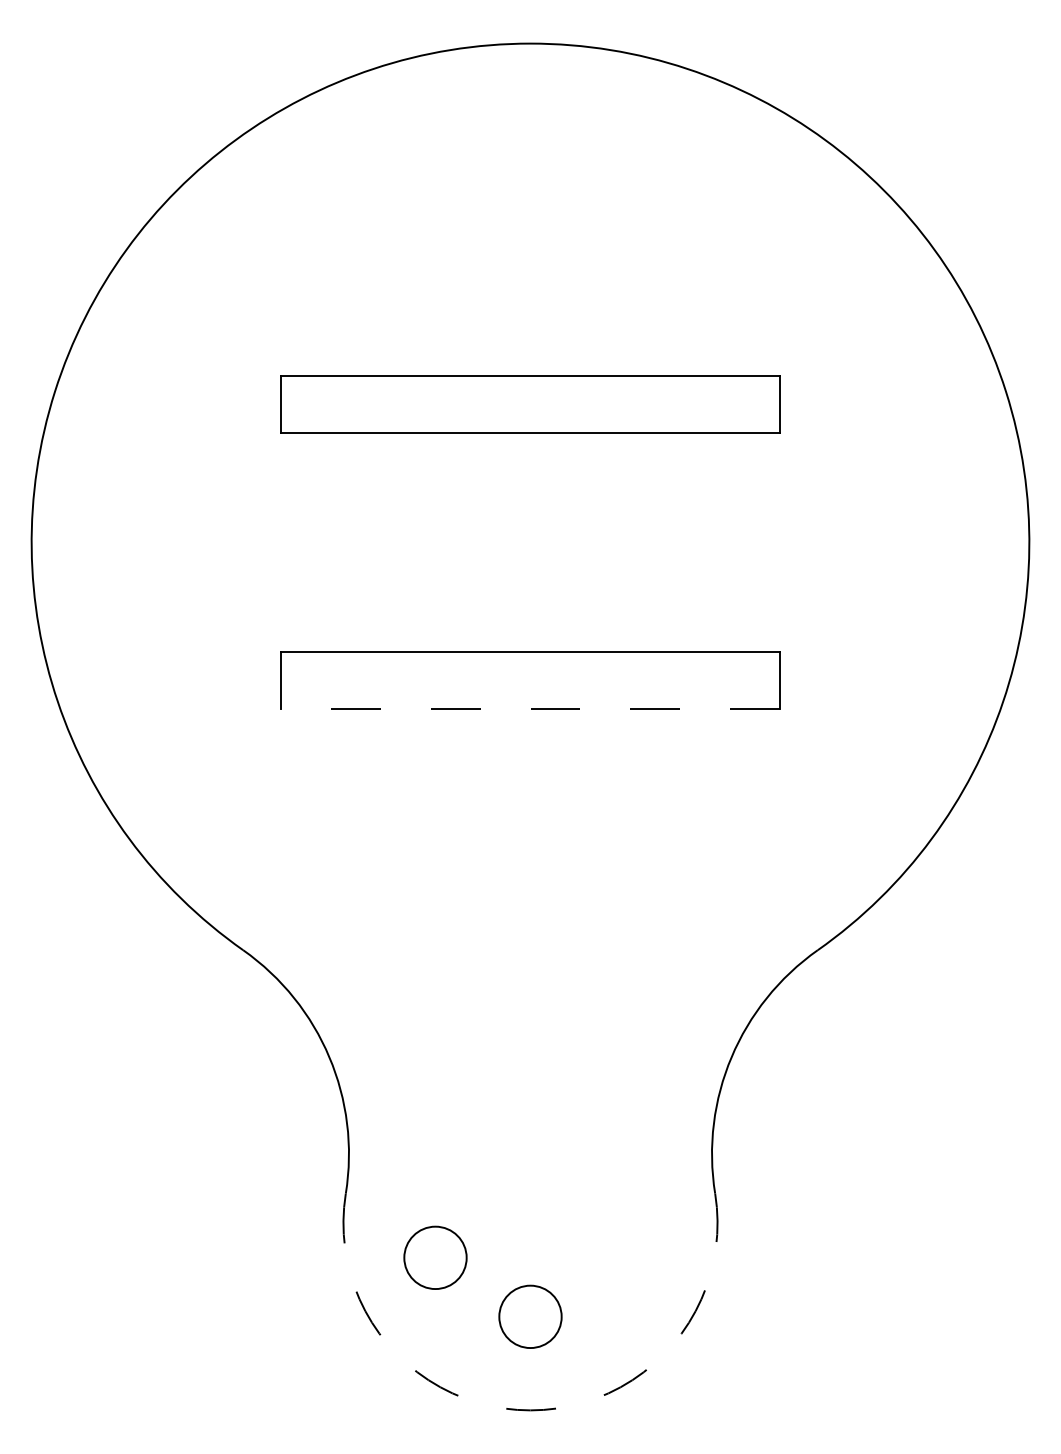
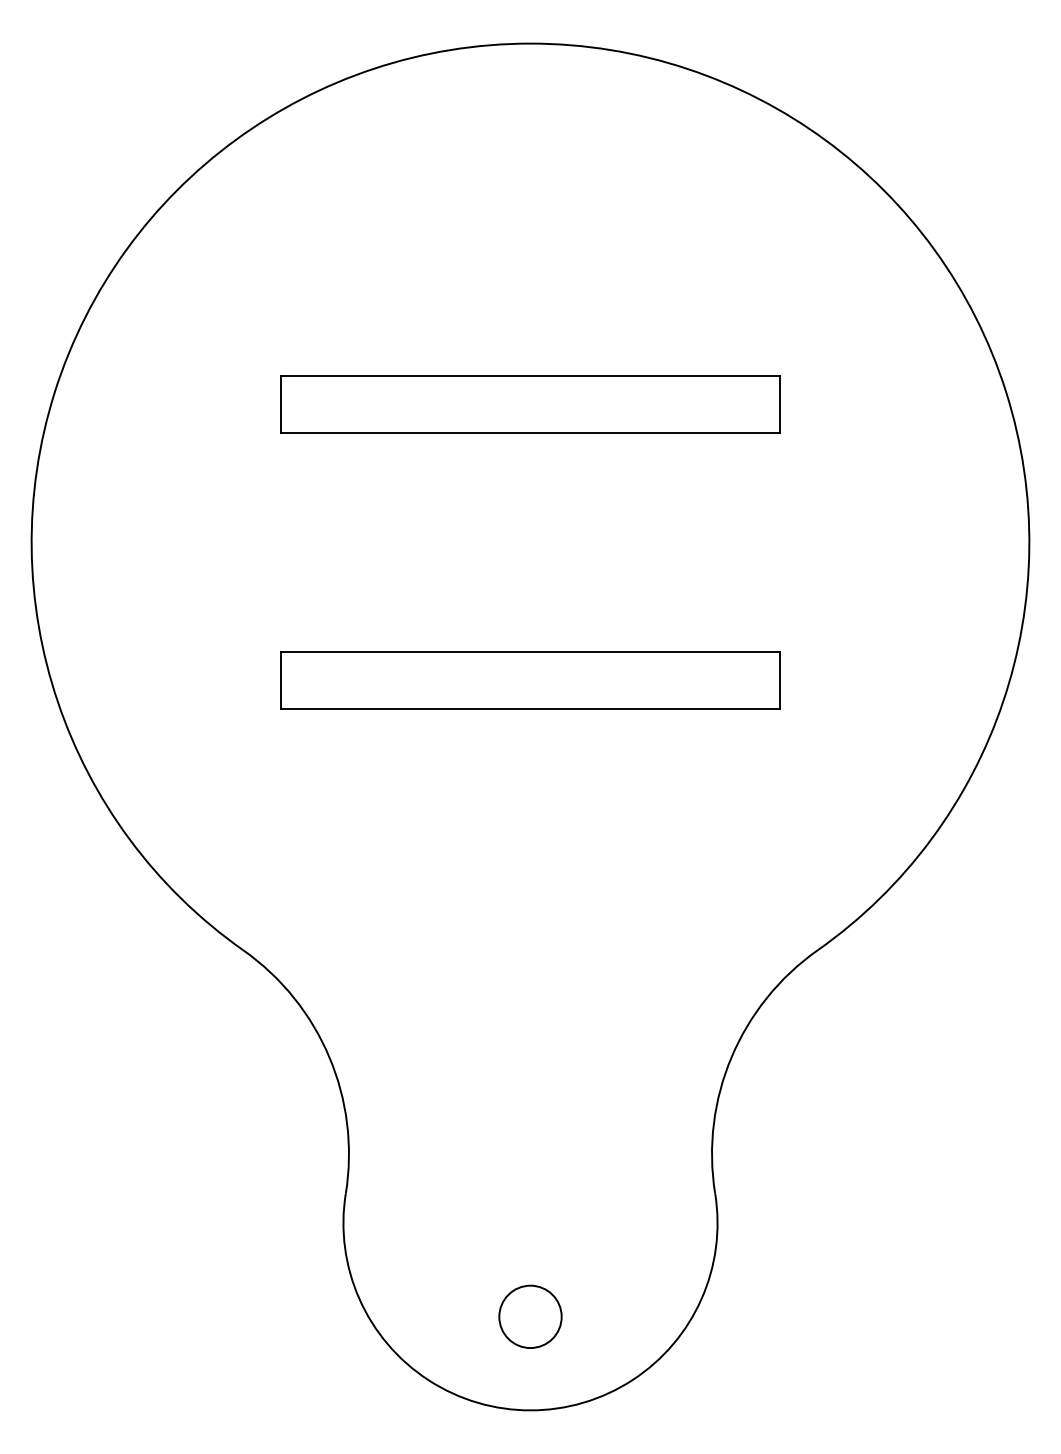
line: dashed -> solid (530, 709)
circle: present -> none (435, 1257)
arc: dashed -> solid (530, 1410)
